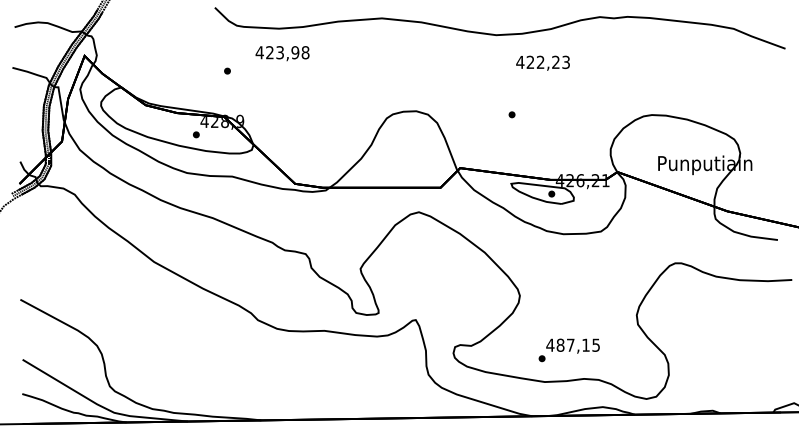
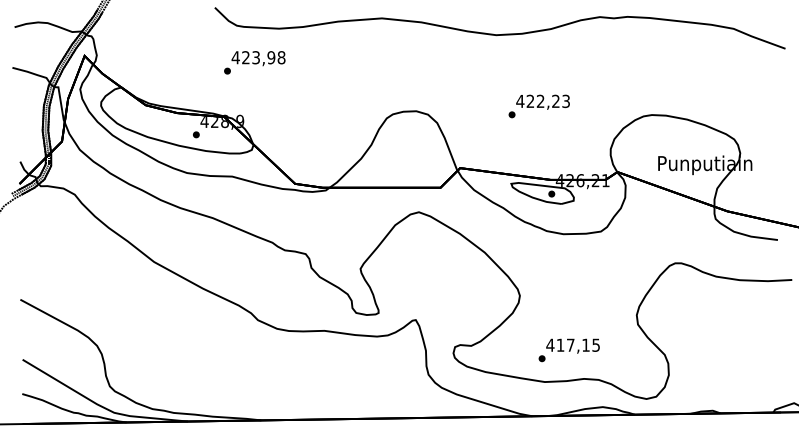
text position: (282, 53) -> (258, 58) (258, 58)
text position: (542, 62) -> (542, 101) (542, 101)
text: 487,15 -> 417,15 (560, 344)
